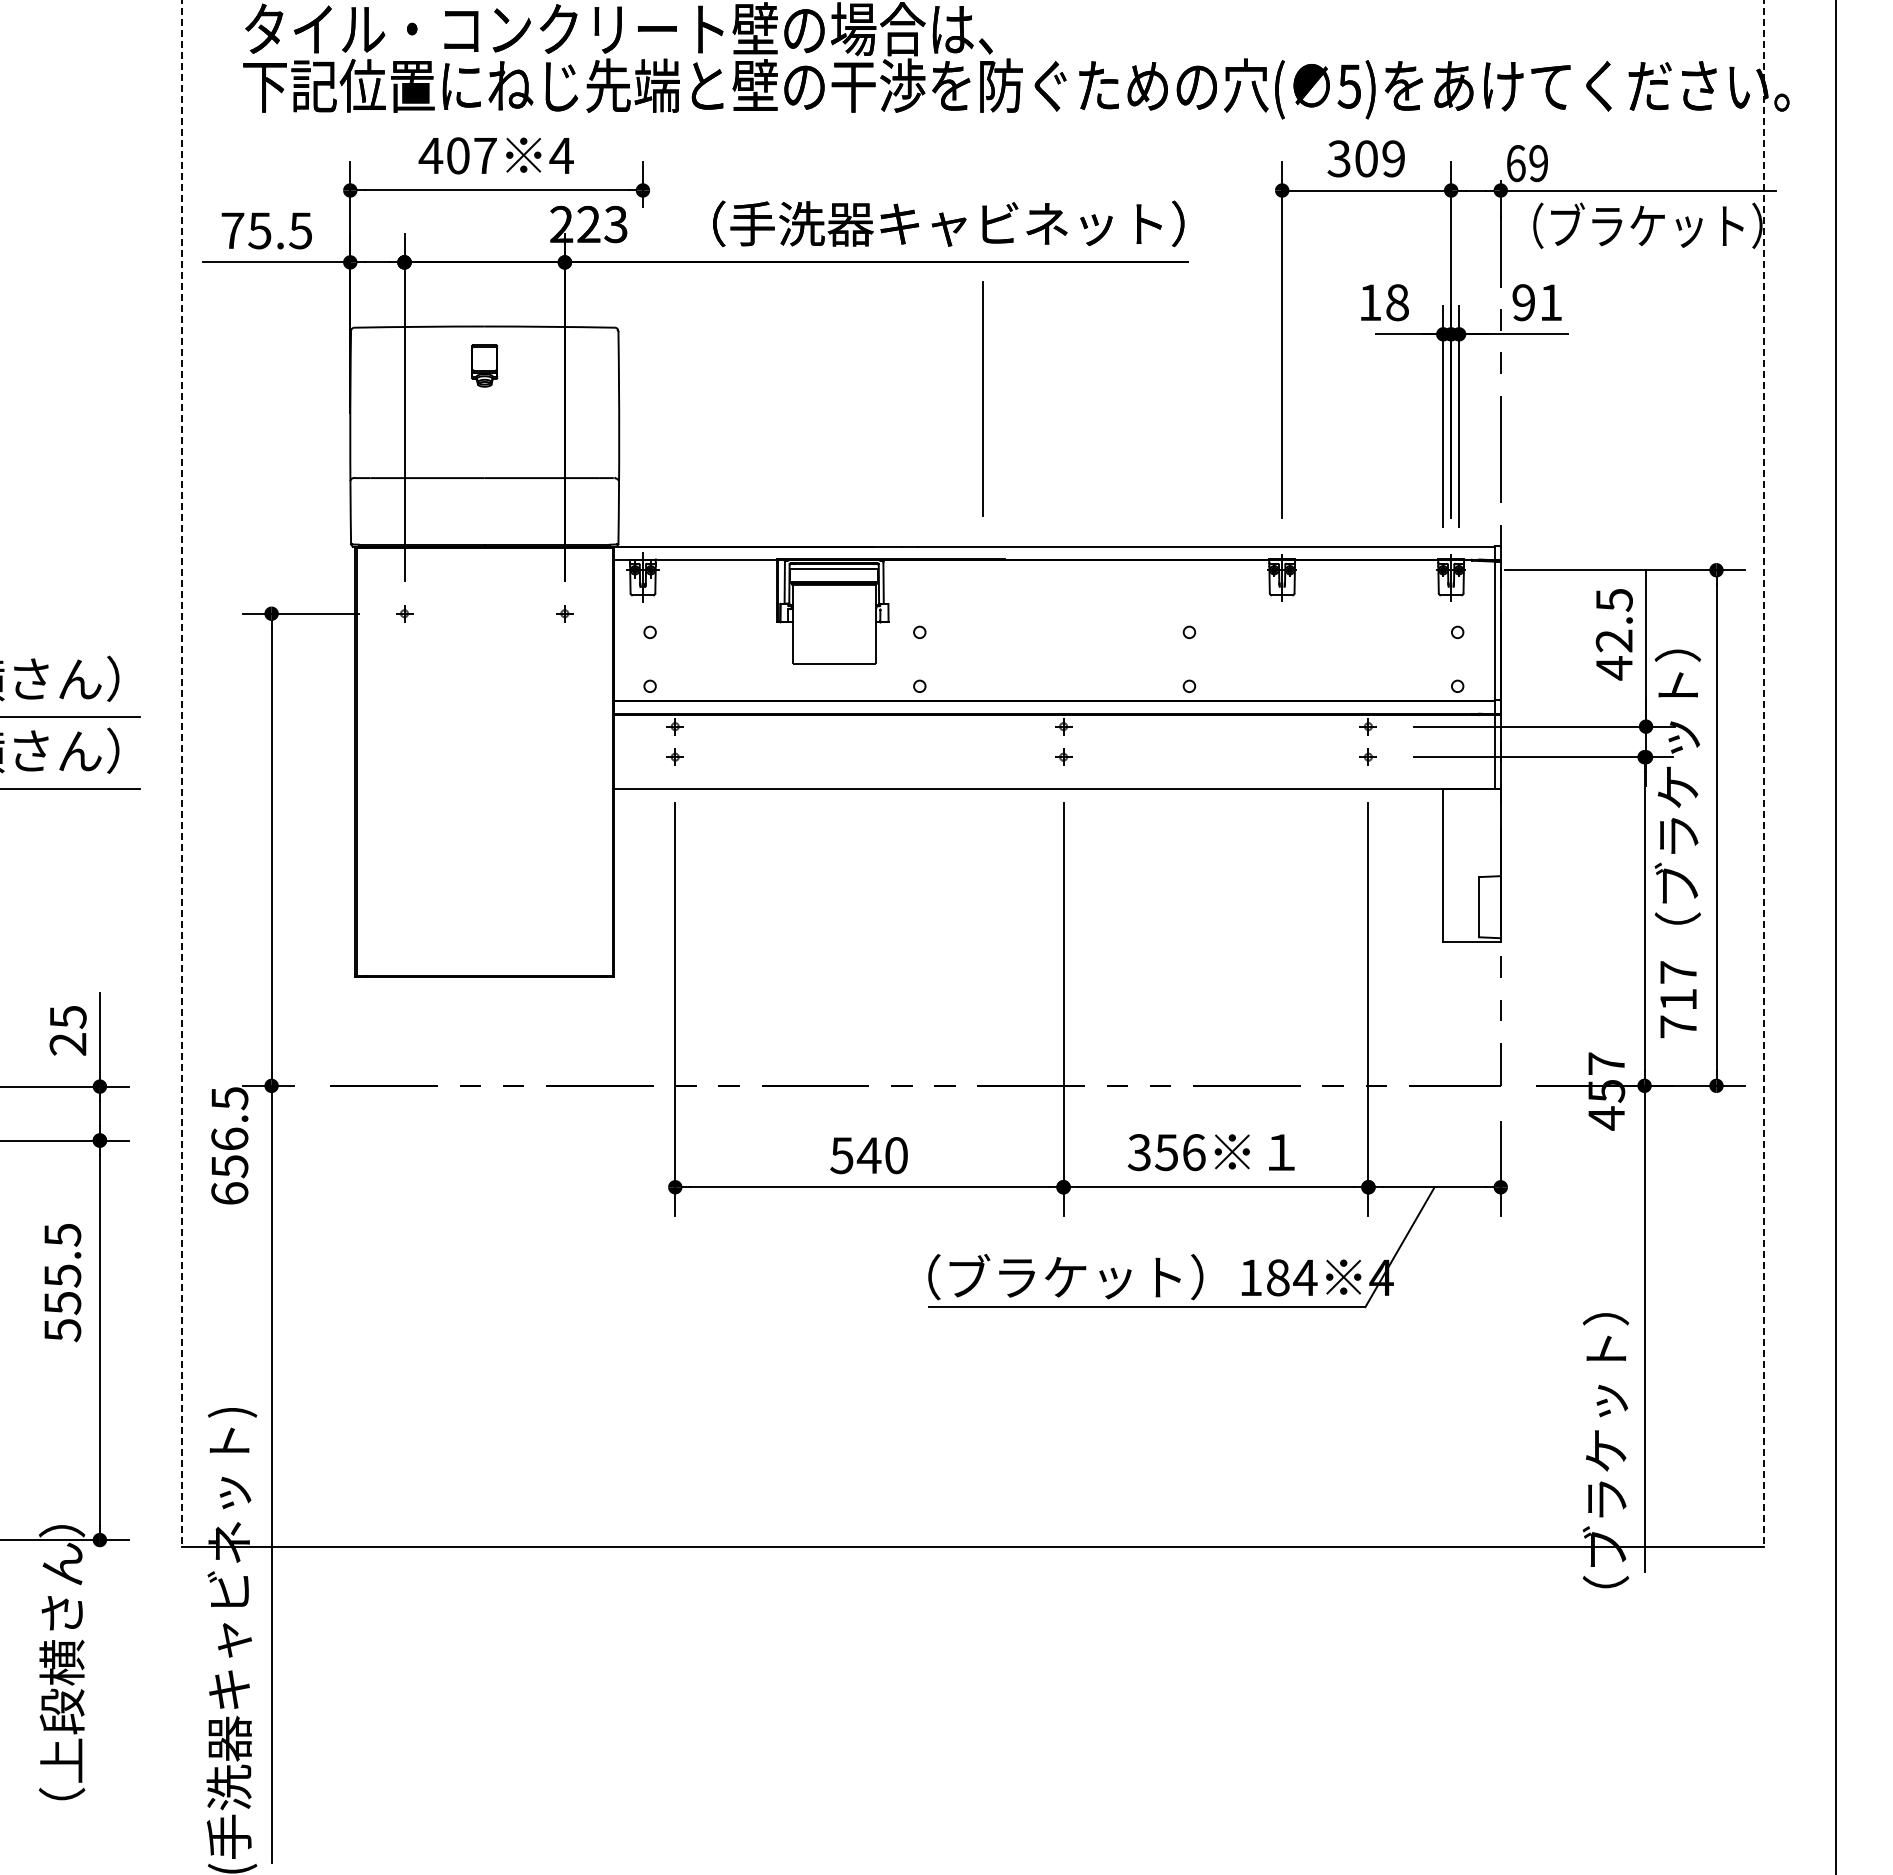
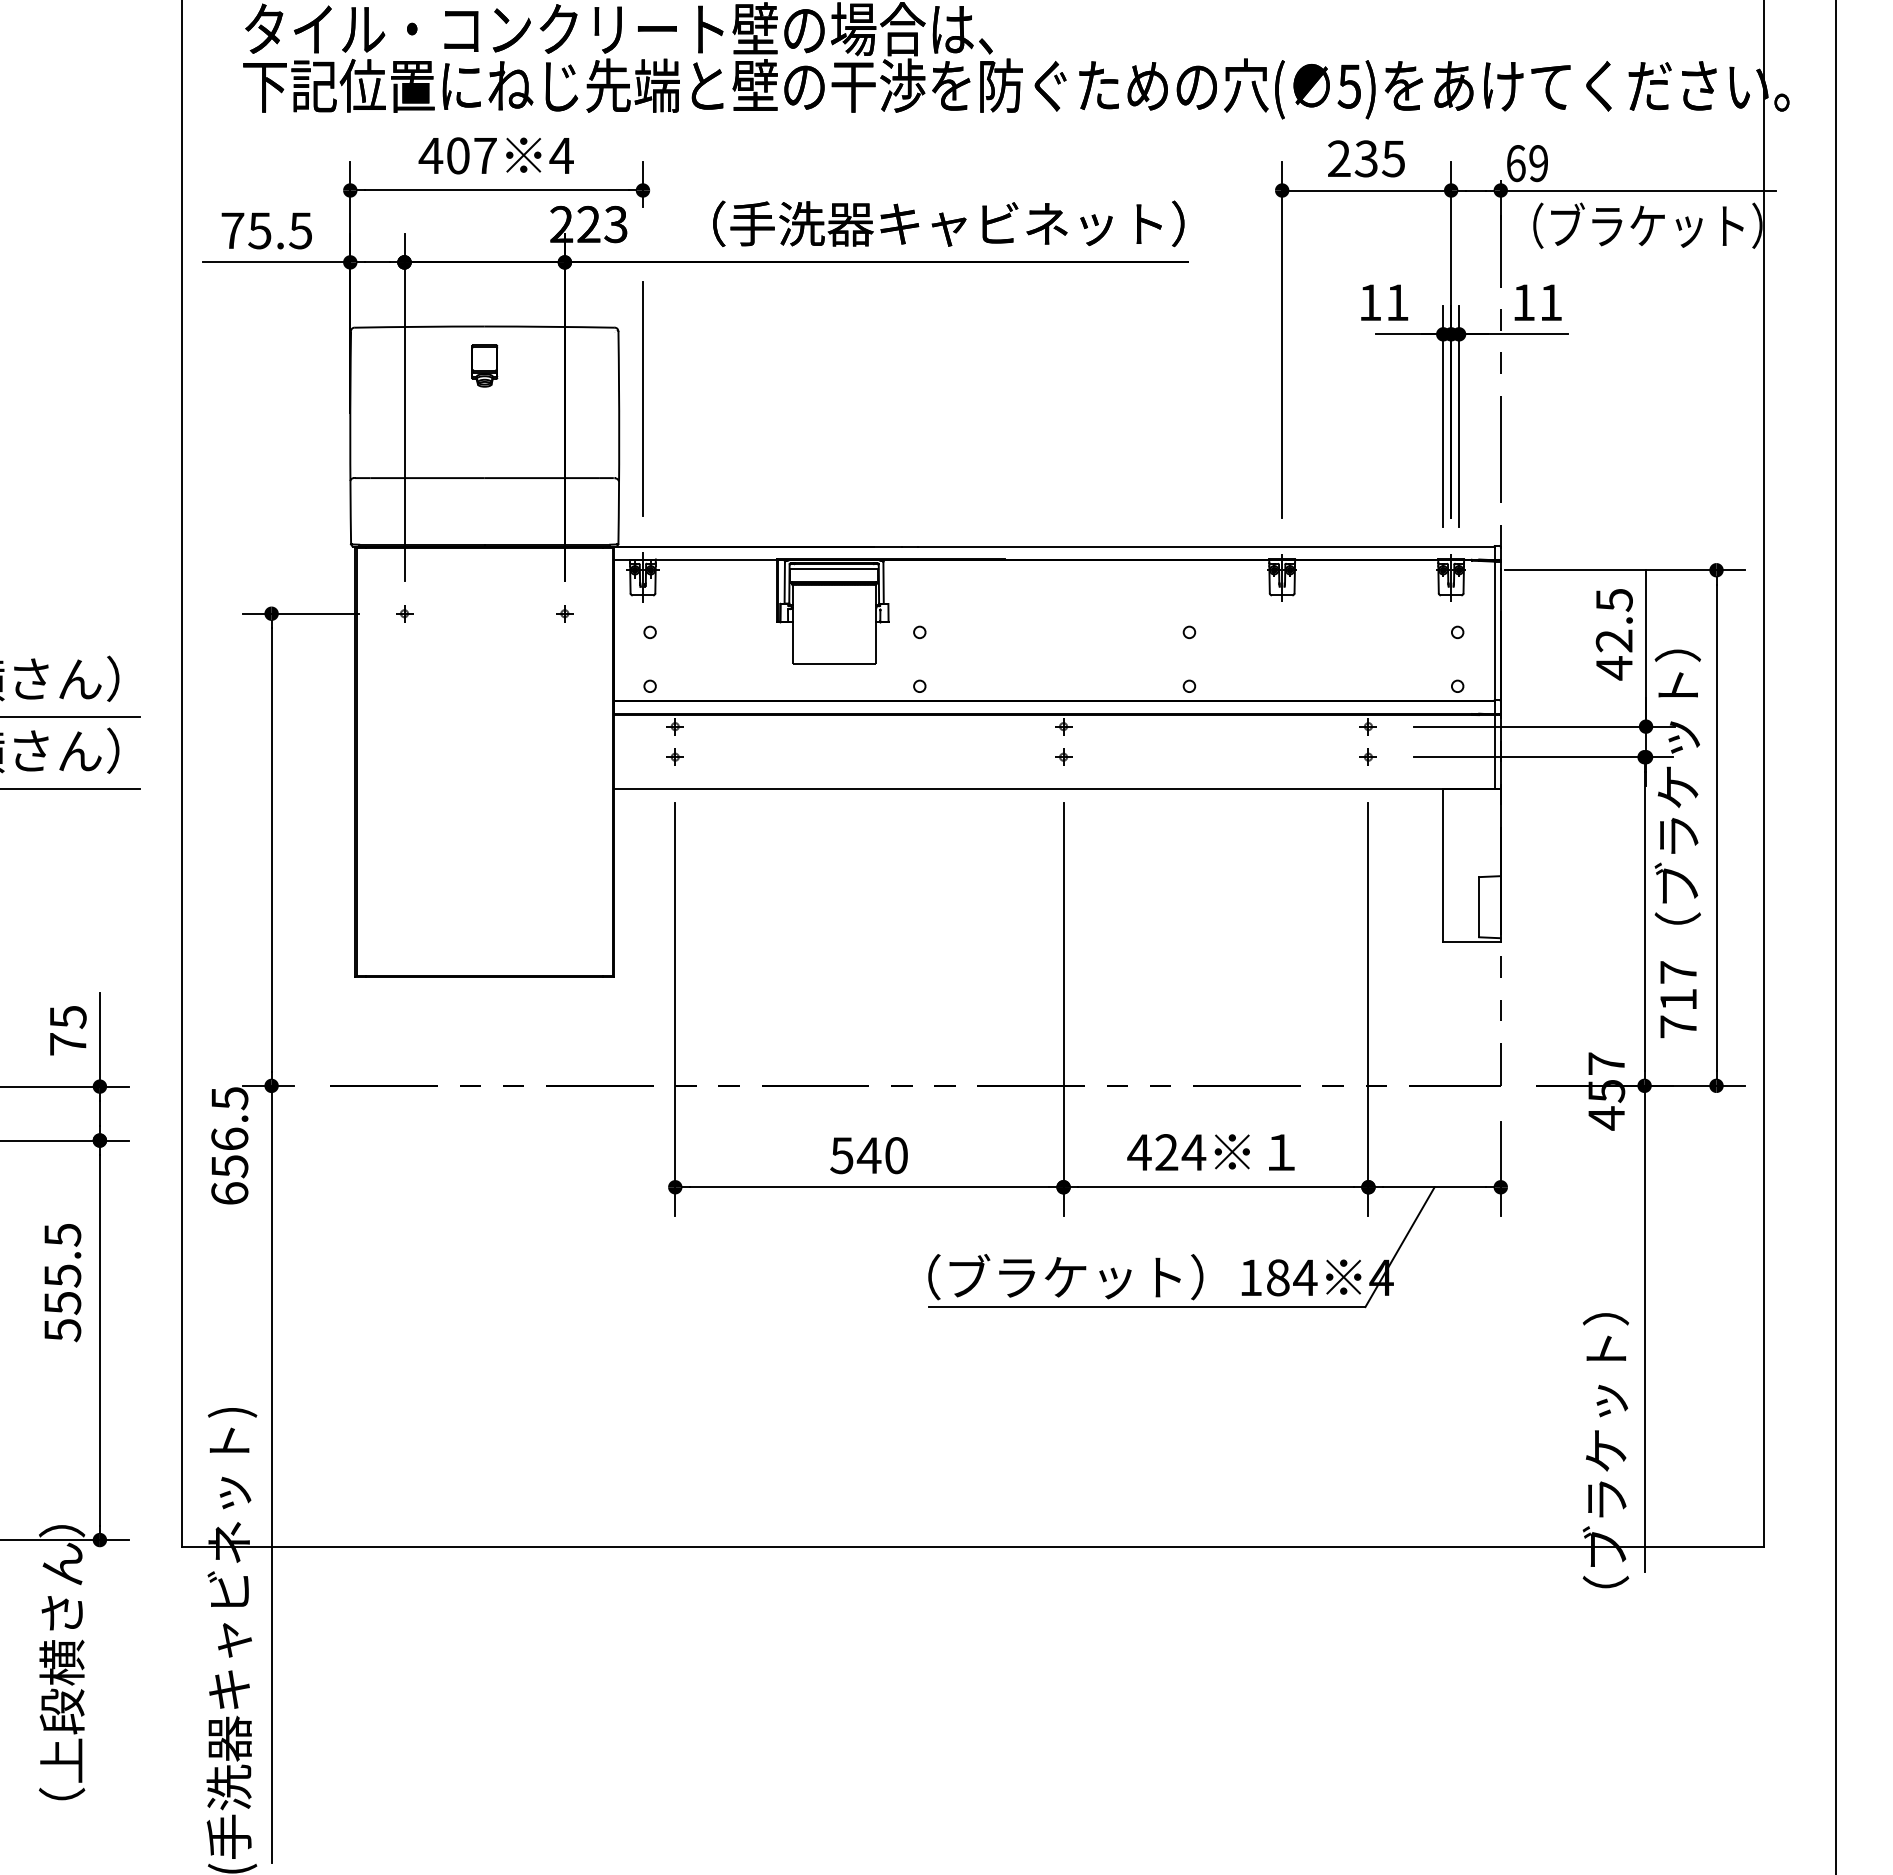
text: 309 -> 235 (1365, 158)
text: 18 -> 11 (1397, 302)
text: 91 -> 11 (1523, 302)
line position: (982, 398) -> (642, 398) (642, 398)
line: dashed -> solid (182, 774)
line: dashed -> solid (1764, 774)
text: 25 -> 75 (67, 1044)
text: 356 -> 424 (1166, 1152)
